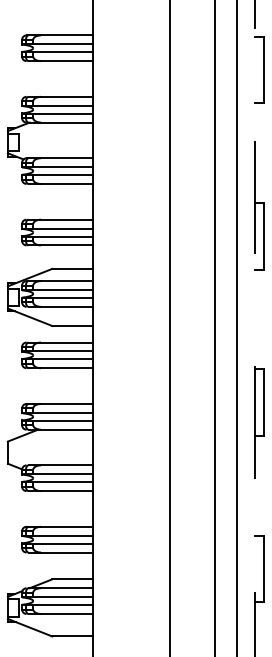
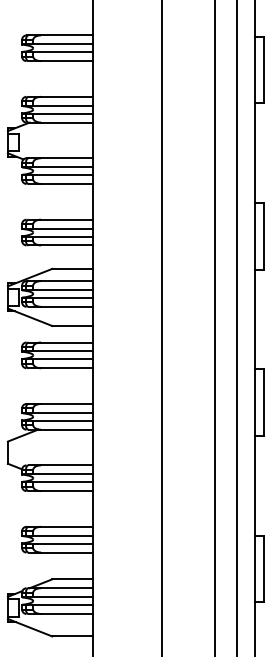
line position: (170, 327) -> (162, 327) (162, 327)
line: dashed -> solid (254, 328)
